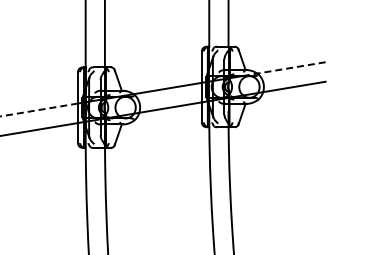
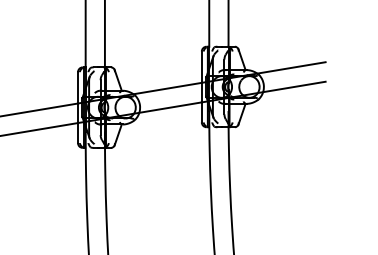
line: dashed -> solid (286, 68)
line: dashed -> solid (38, 110)
